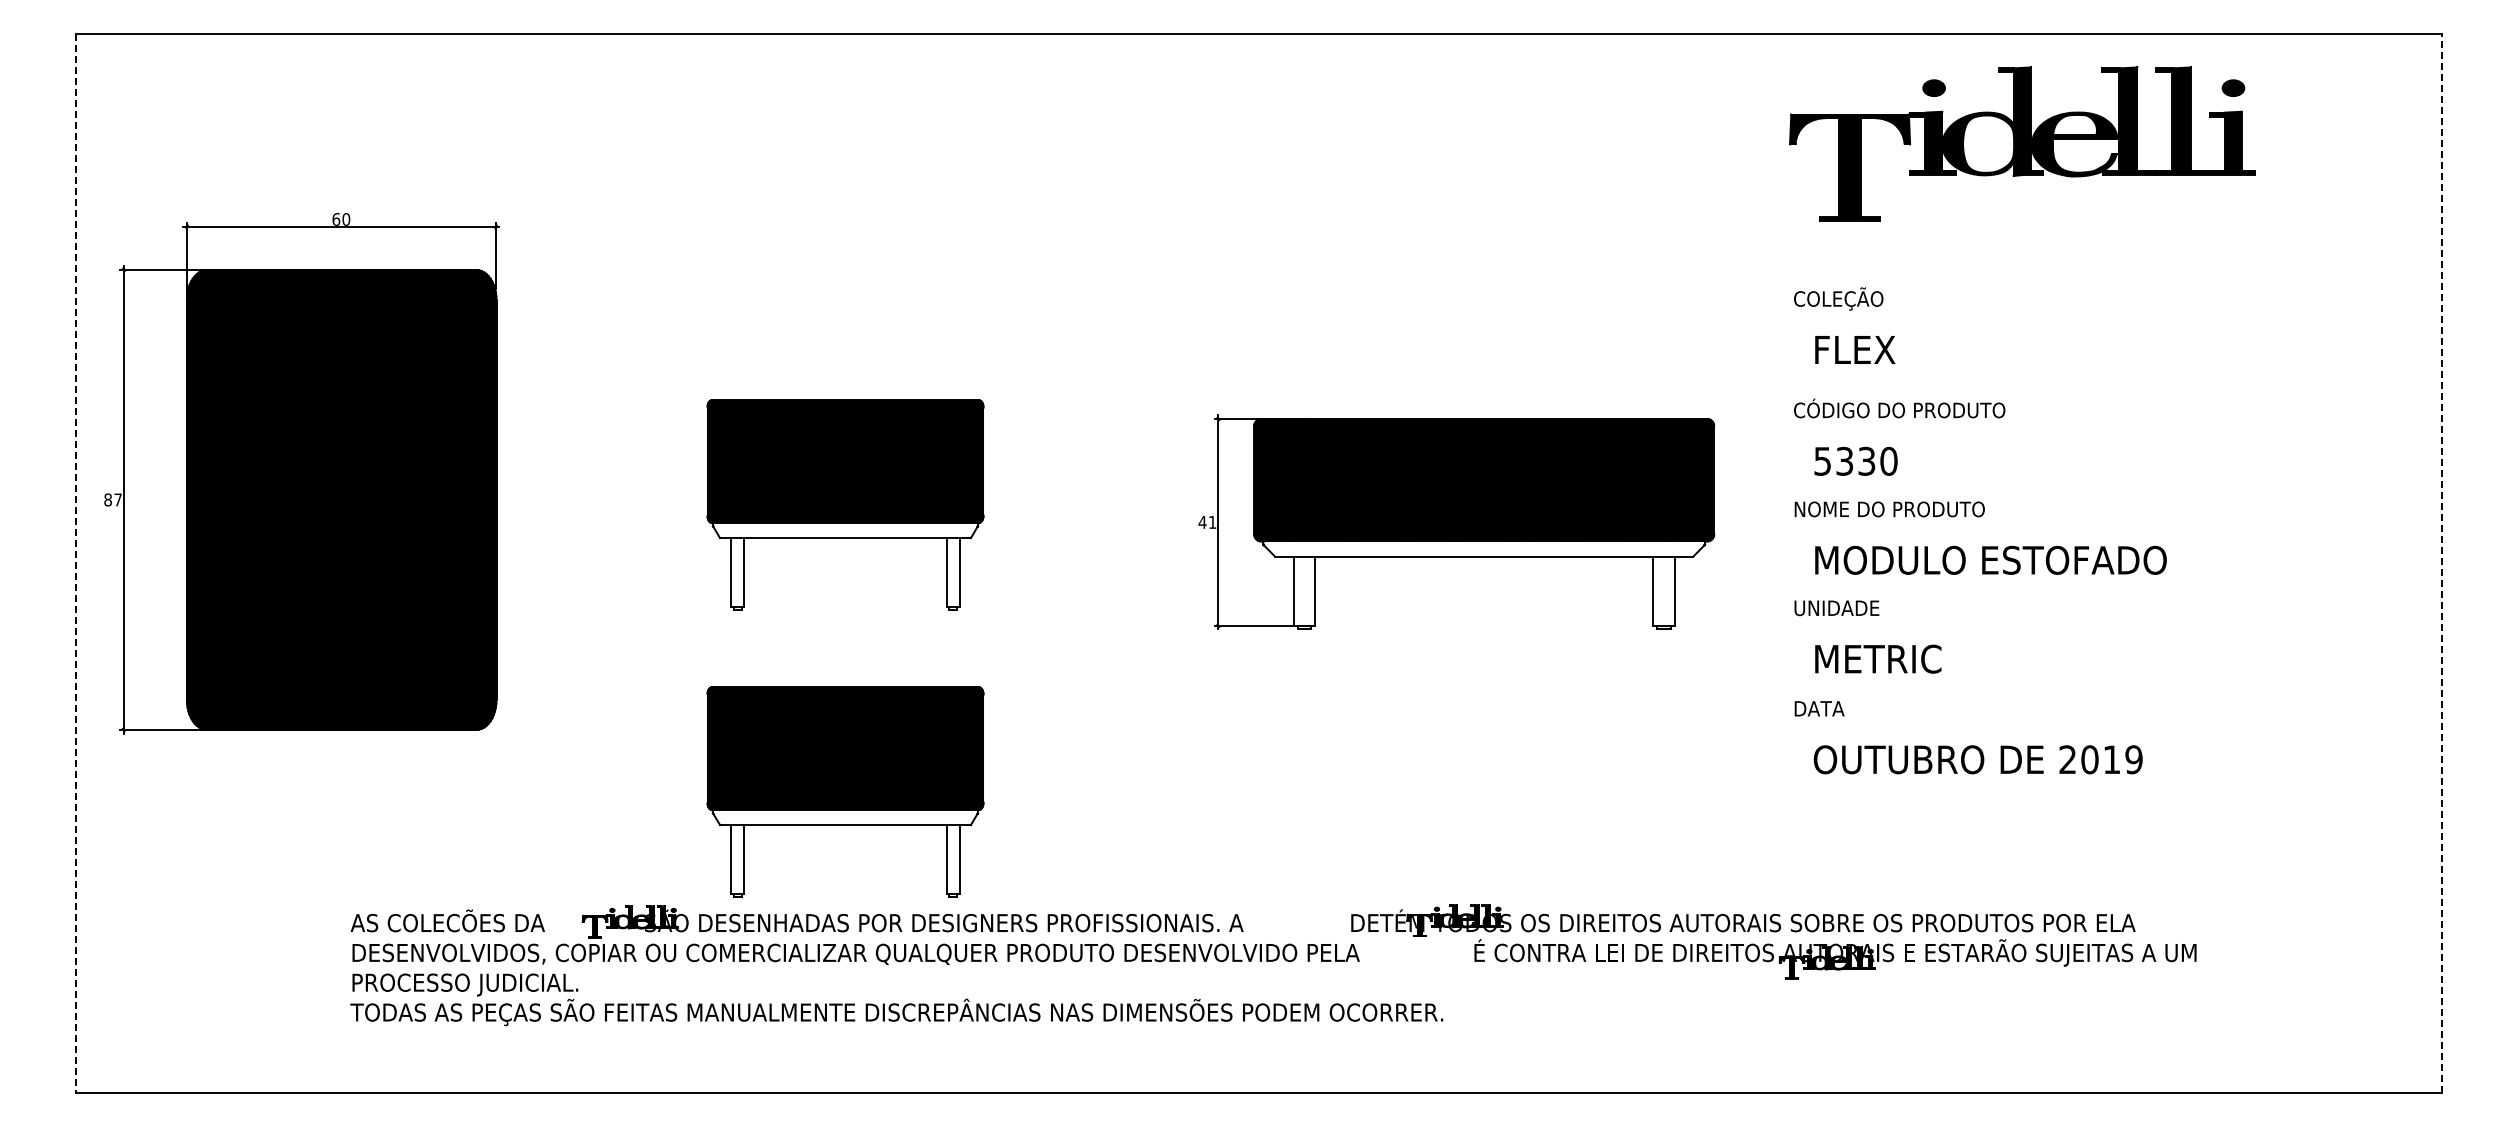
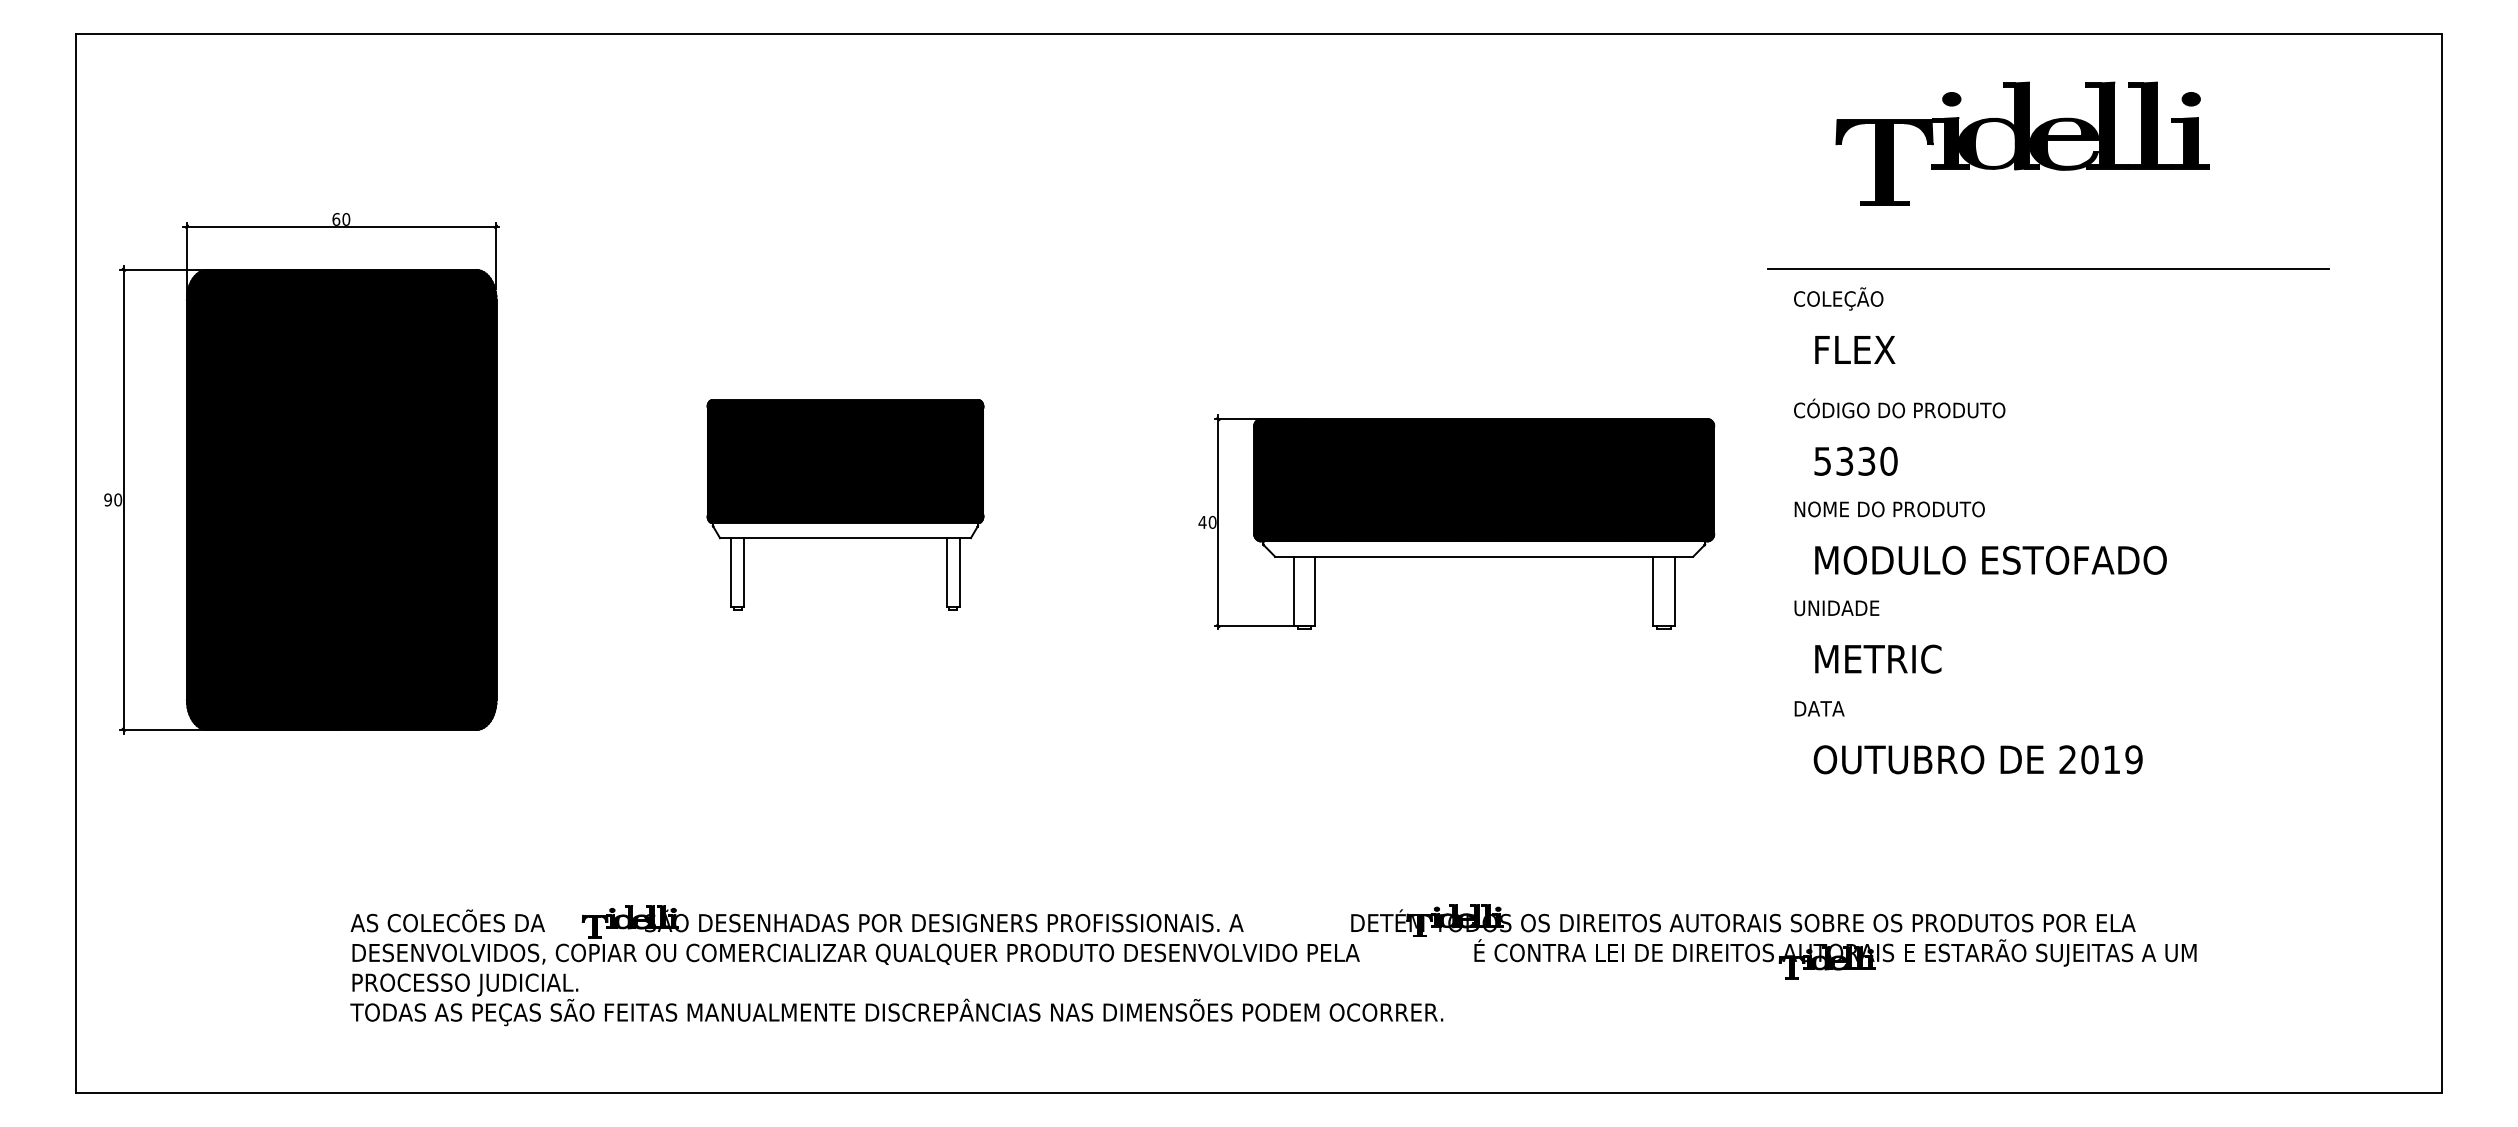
part size: 467x156 px -> 375x125 px (2022, 143)
line: none -> present (2048, 268)
text: 87 -> 90 (113, 499)
text: 41 -> 40 (1212, 521)
line: dashed -> solid (75, 563)
line: dashed -> solid (2442, 563)
part: present -> none (845, 791)
